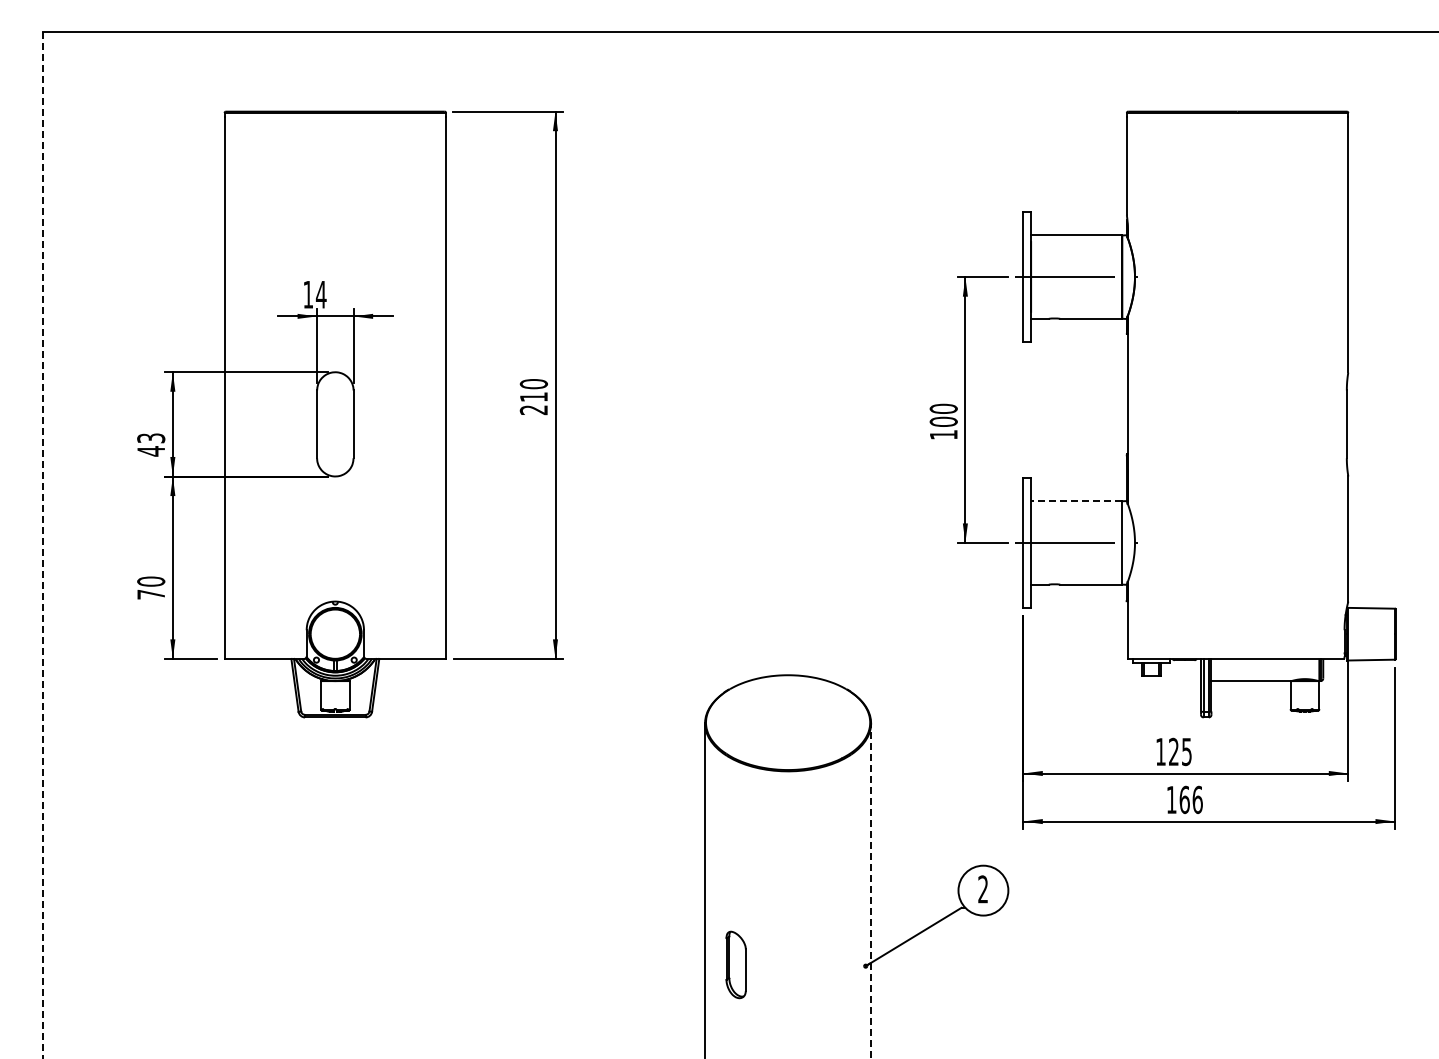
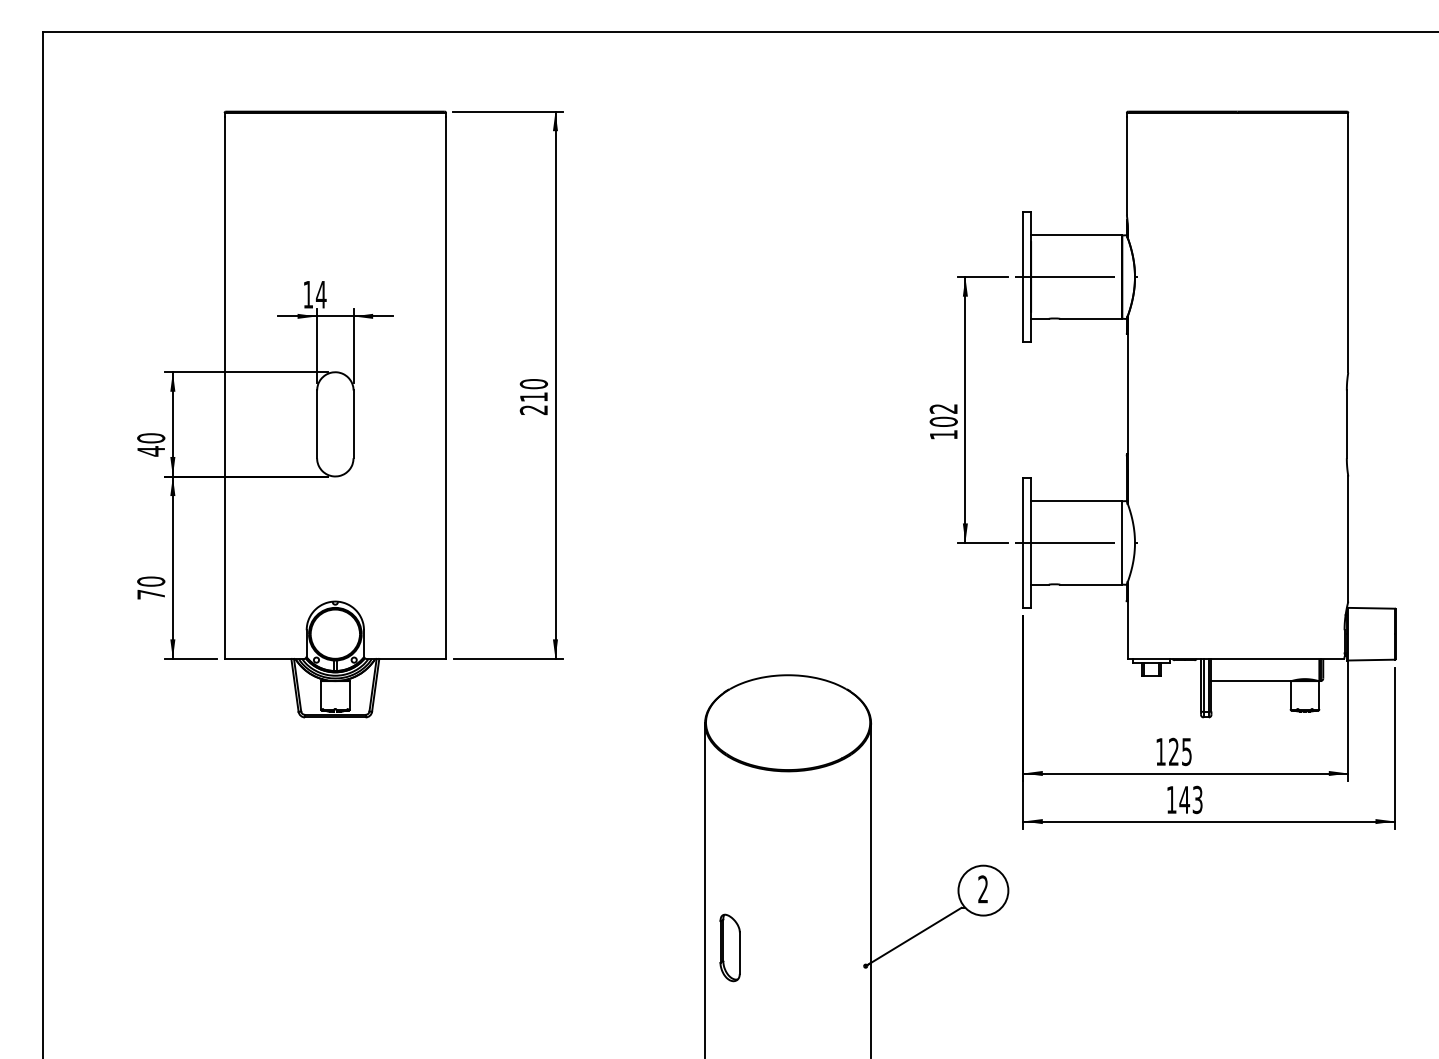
text: 100 -> 102 (943, 408)
text: 43 -> 40 (151, 438)
line: dashed -> solid (1076, 501)
line: dashed -> solid (43, 545)
text: 166 -> 143 (1190, 799)
line: dashed -> solid (871, 891)
part position: (735, 964) -> (729, 947) (729, 947)
